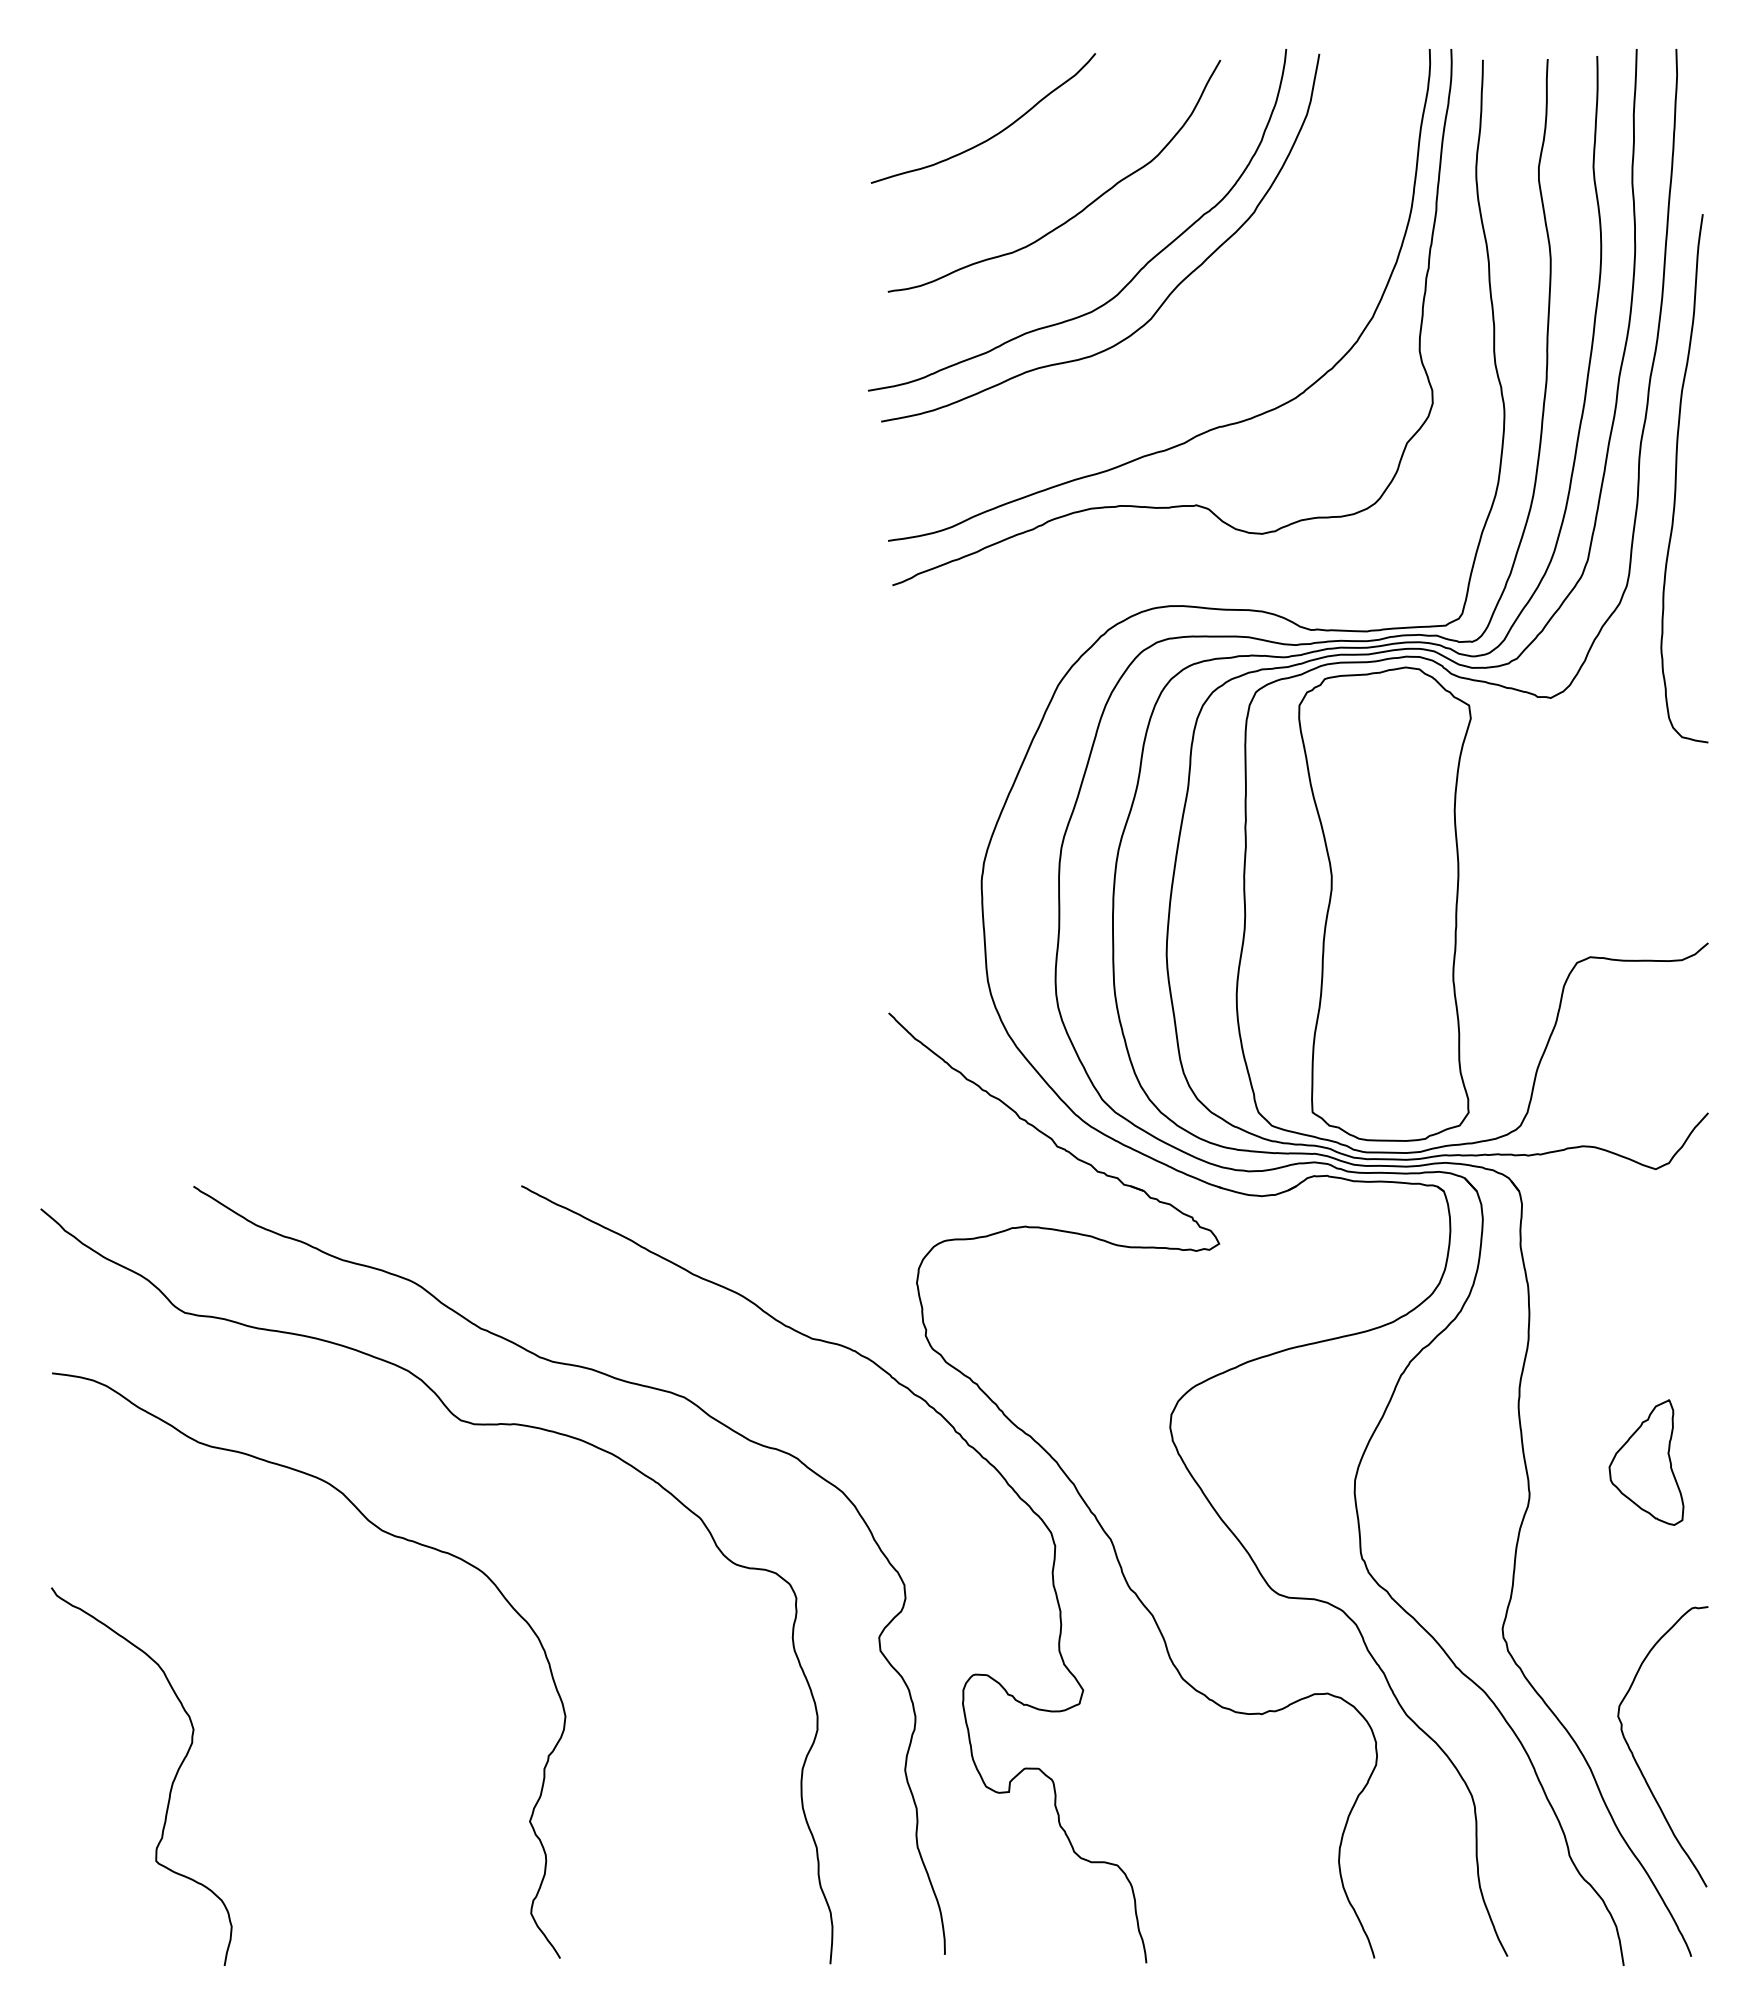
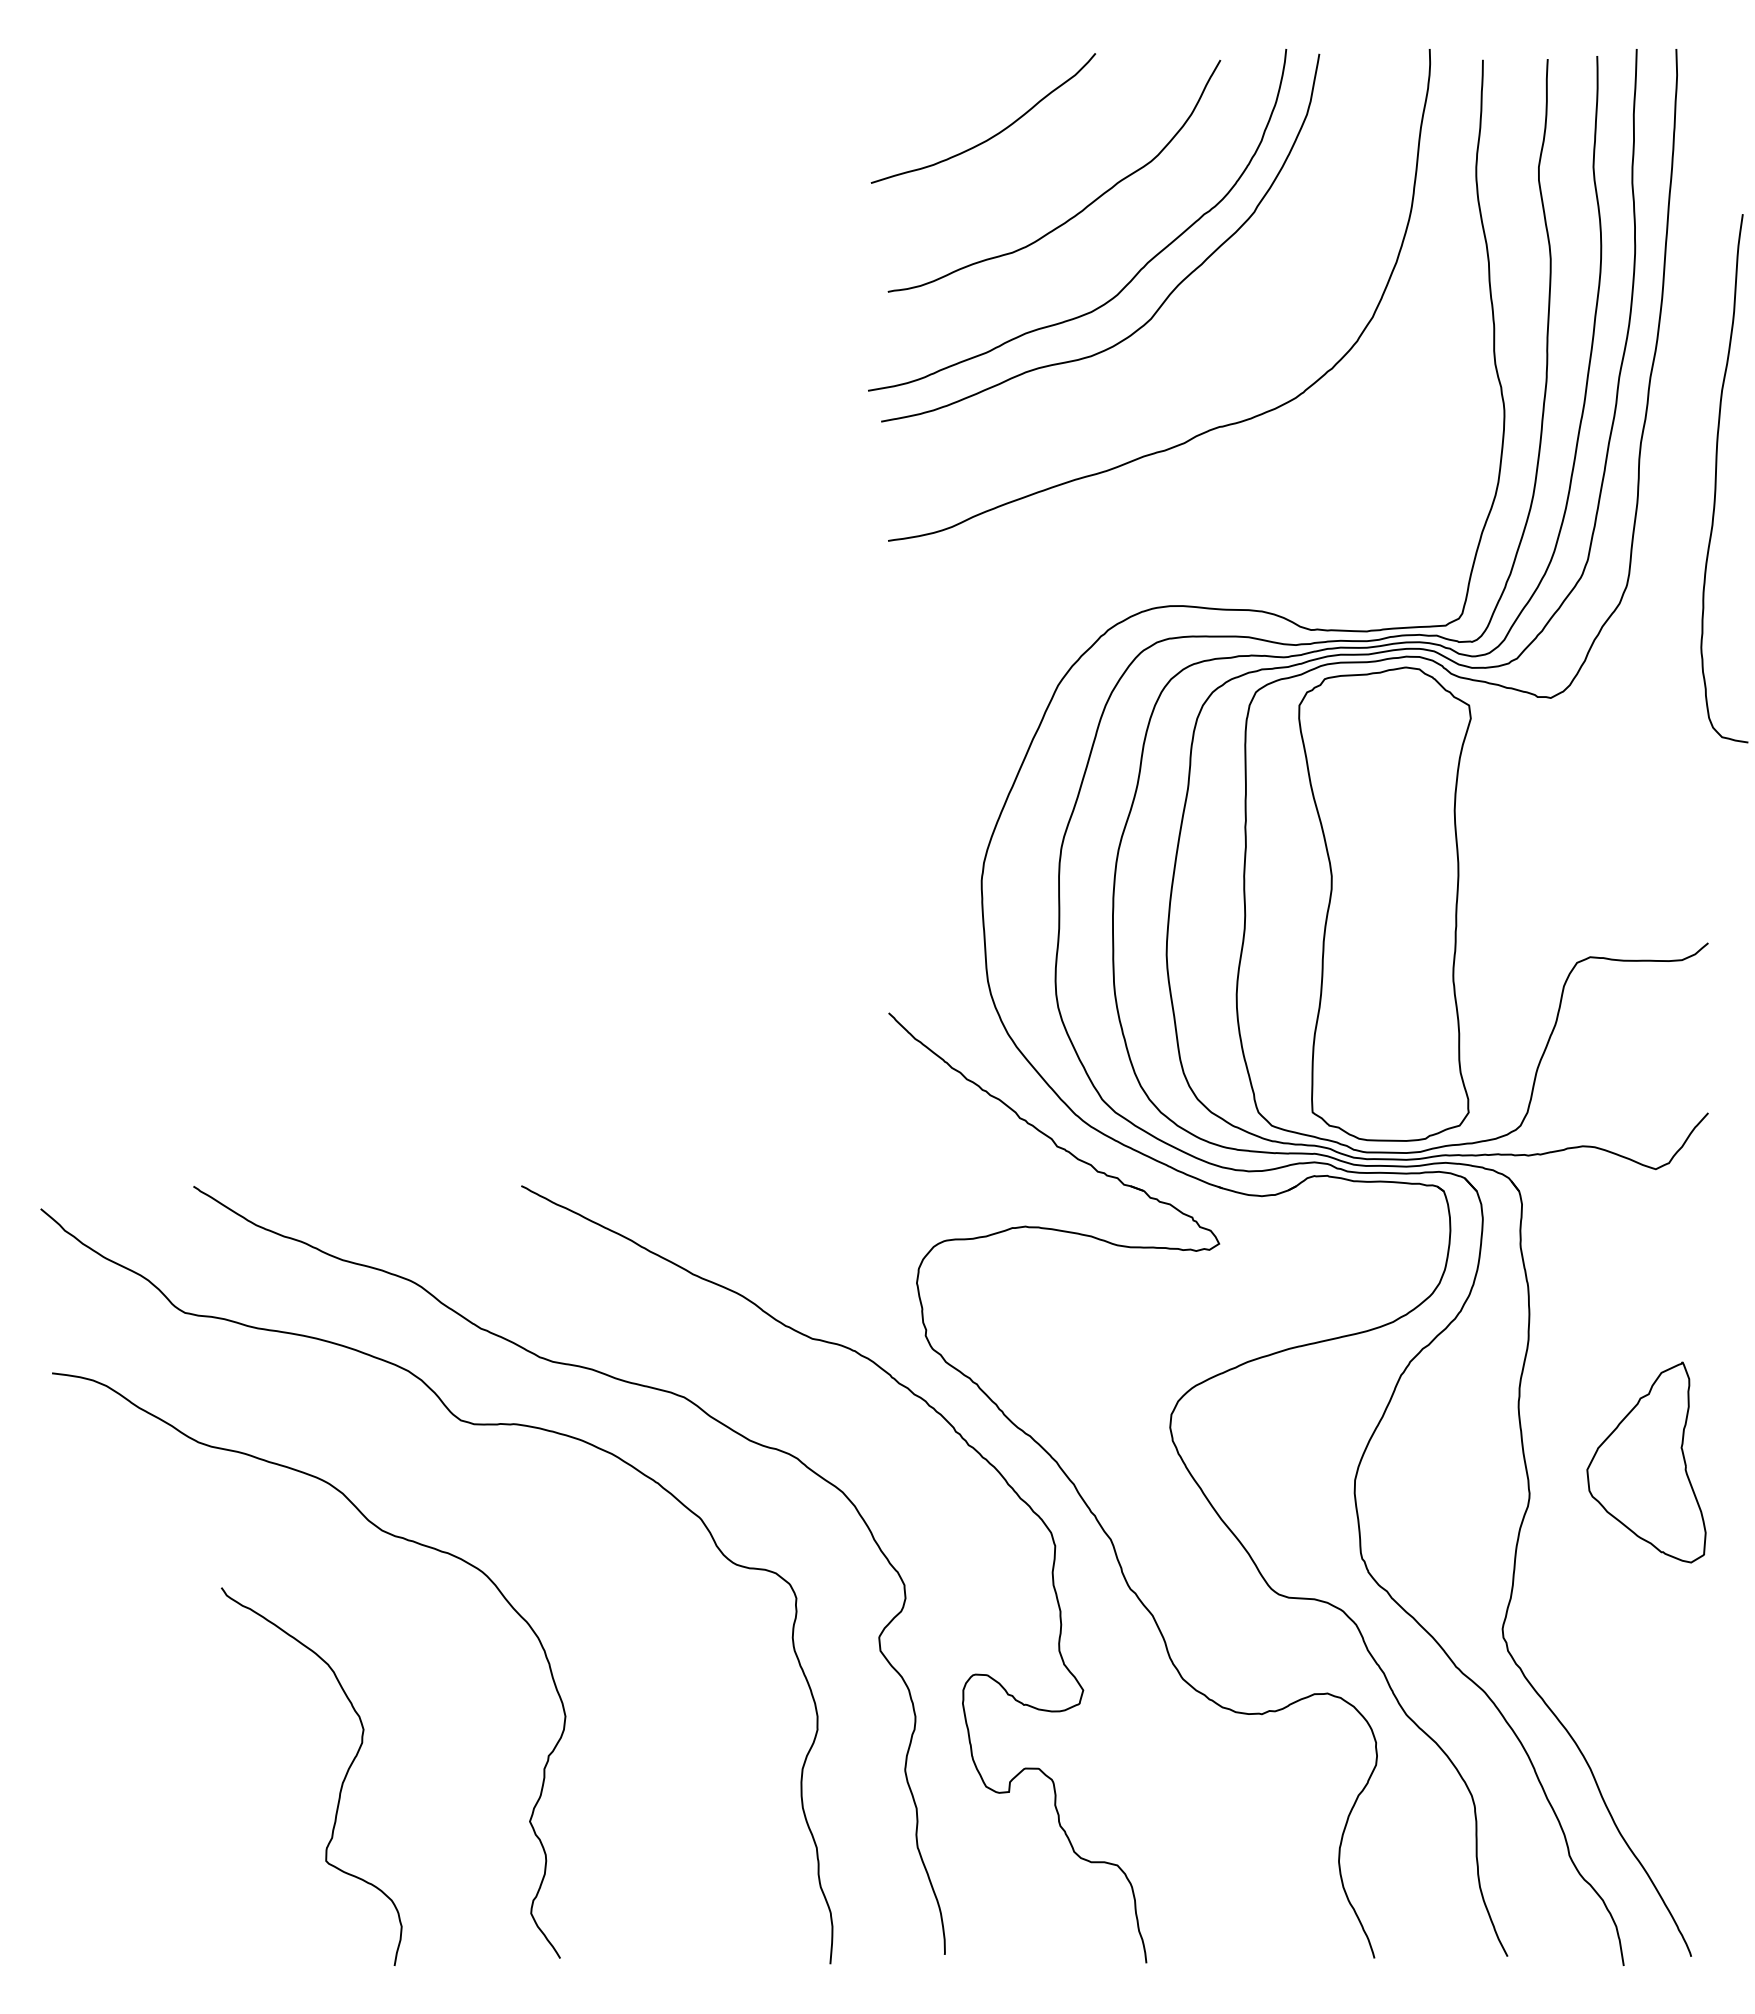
curve position: (1676, 478) -> (1716, 478) (1716, 478)
curve: present -> none (1175, 505)
part size: 77x127 px -> 121x203 px (1646, 1462)
curve: present -> none (1636, 1760)
curve position: (171, 1783) -> (341, 1783) (341, 1783)
